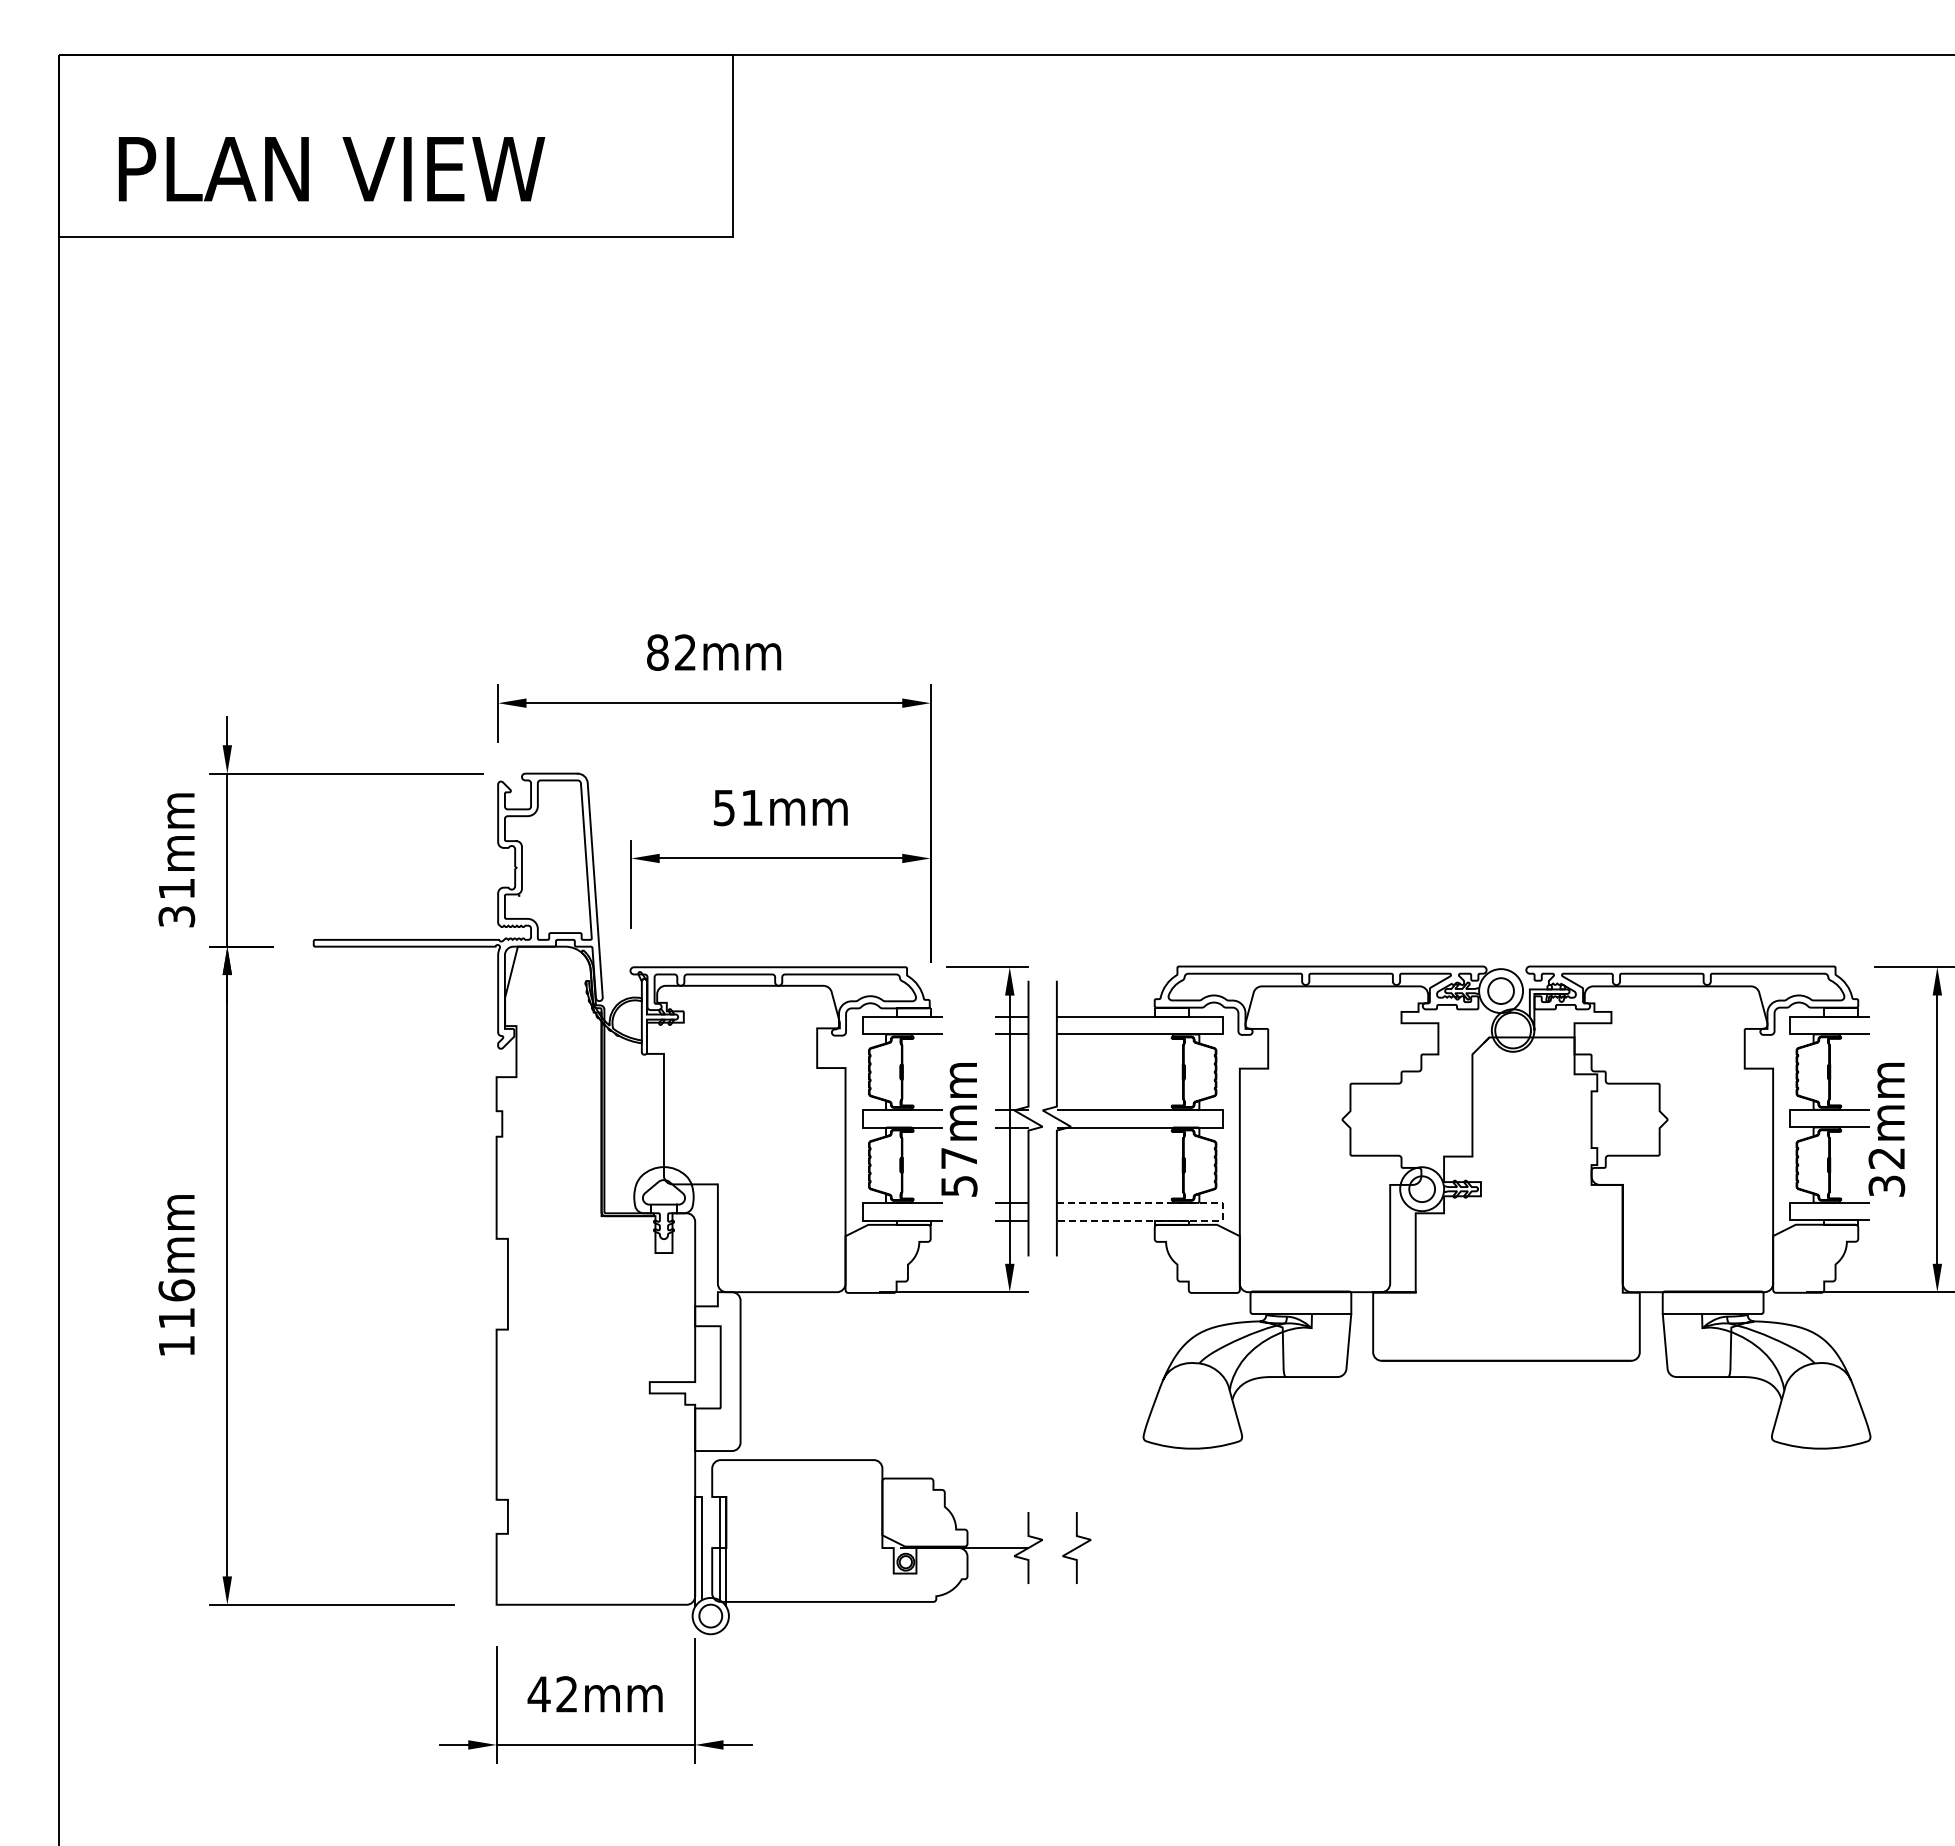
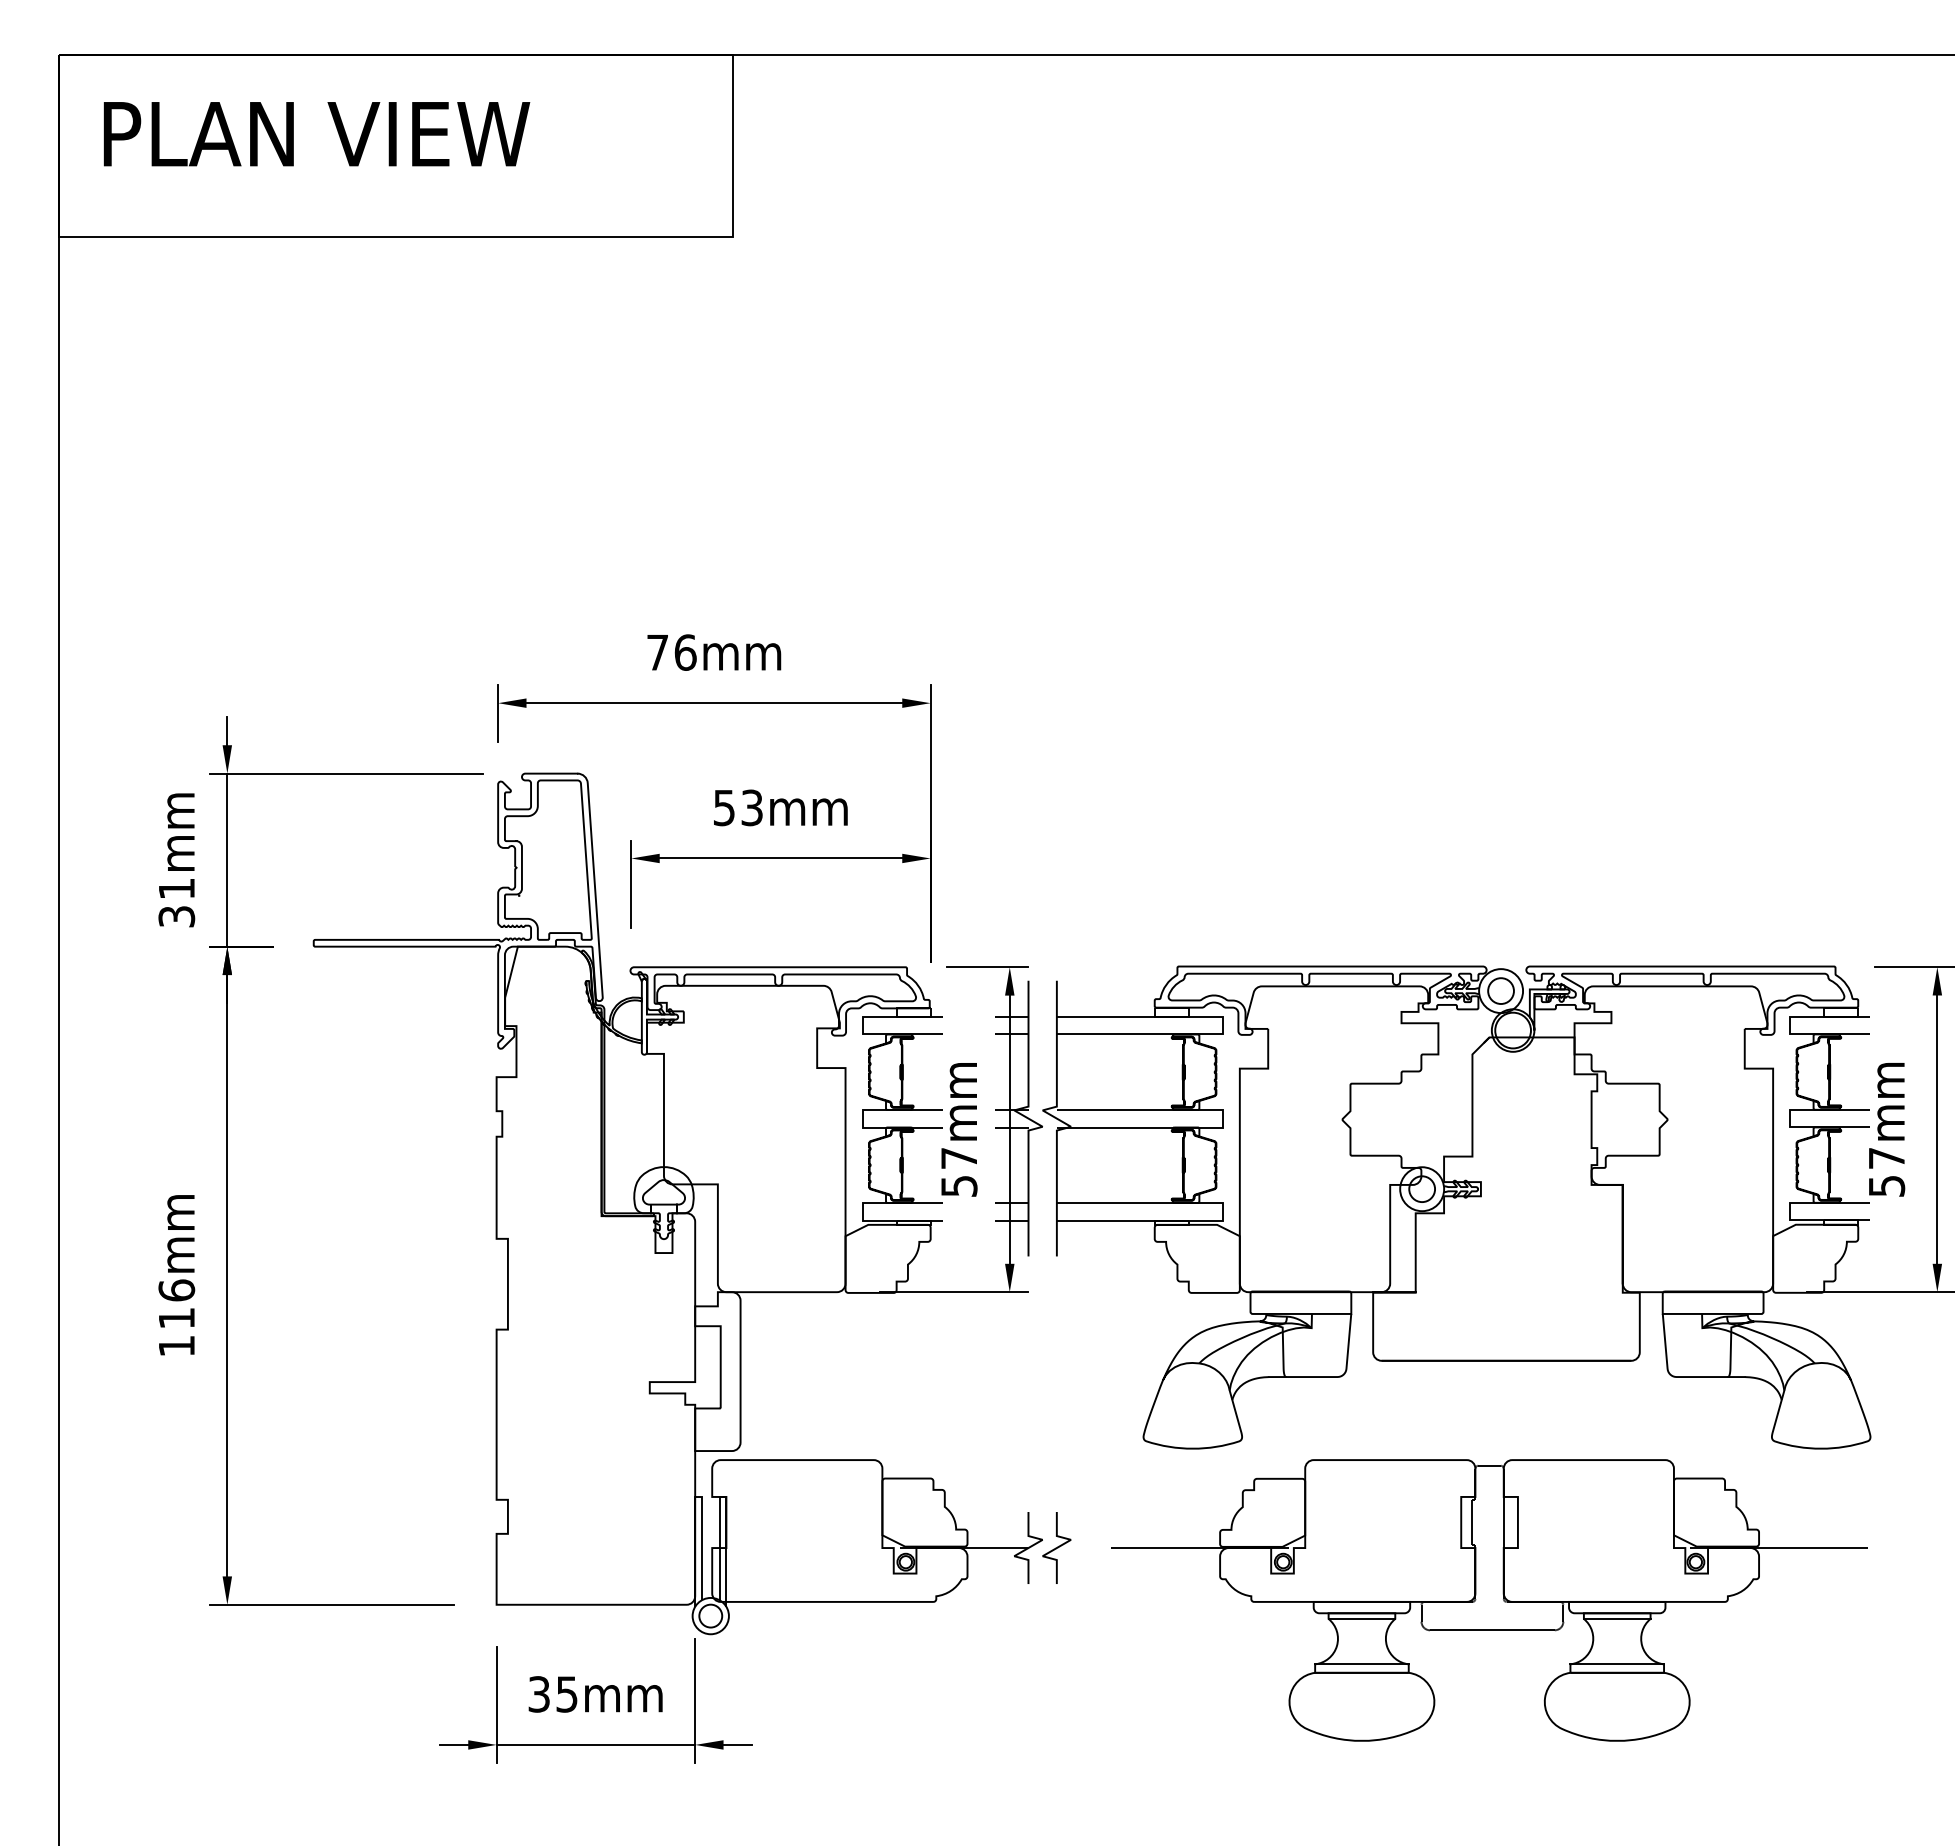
text position: (331, 169) -> (316, 134) (316, 134)
text: 82mm -> 76mm (671, 652)
text: 51mm -> 53mm (751, 807)
text: 32mm -> 57mm (1886, 1172)
line: dashed -> solid (1222, 1211)
curve position: (1076, 1547) -> (1056, 1547) (1056, 1547)
part: none -> present (1489, 1600)
text: 42mm -> 35mm (552, 1694)
